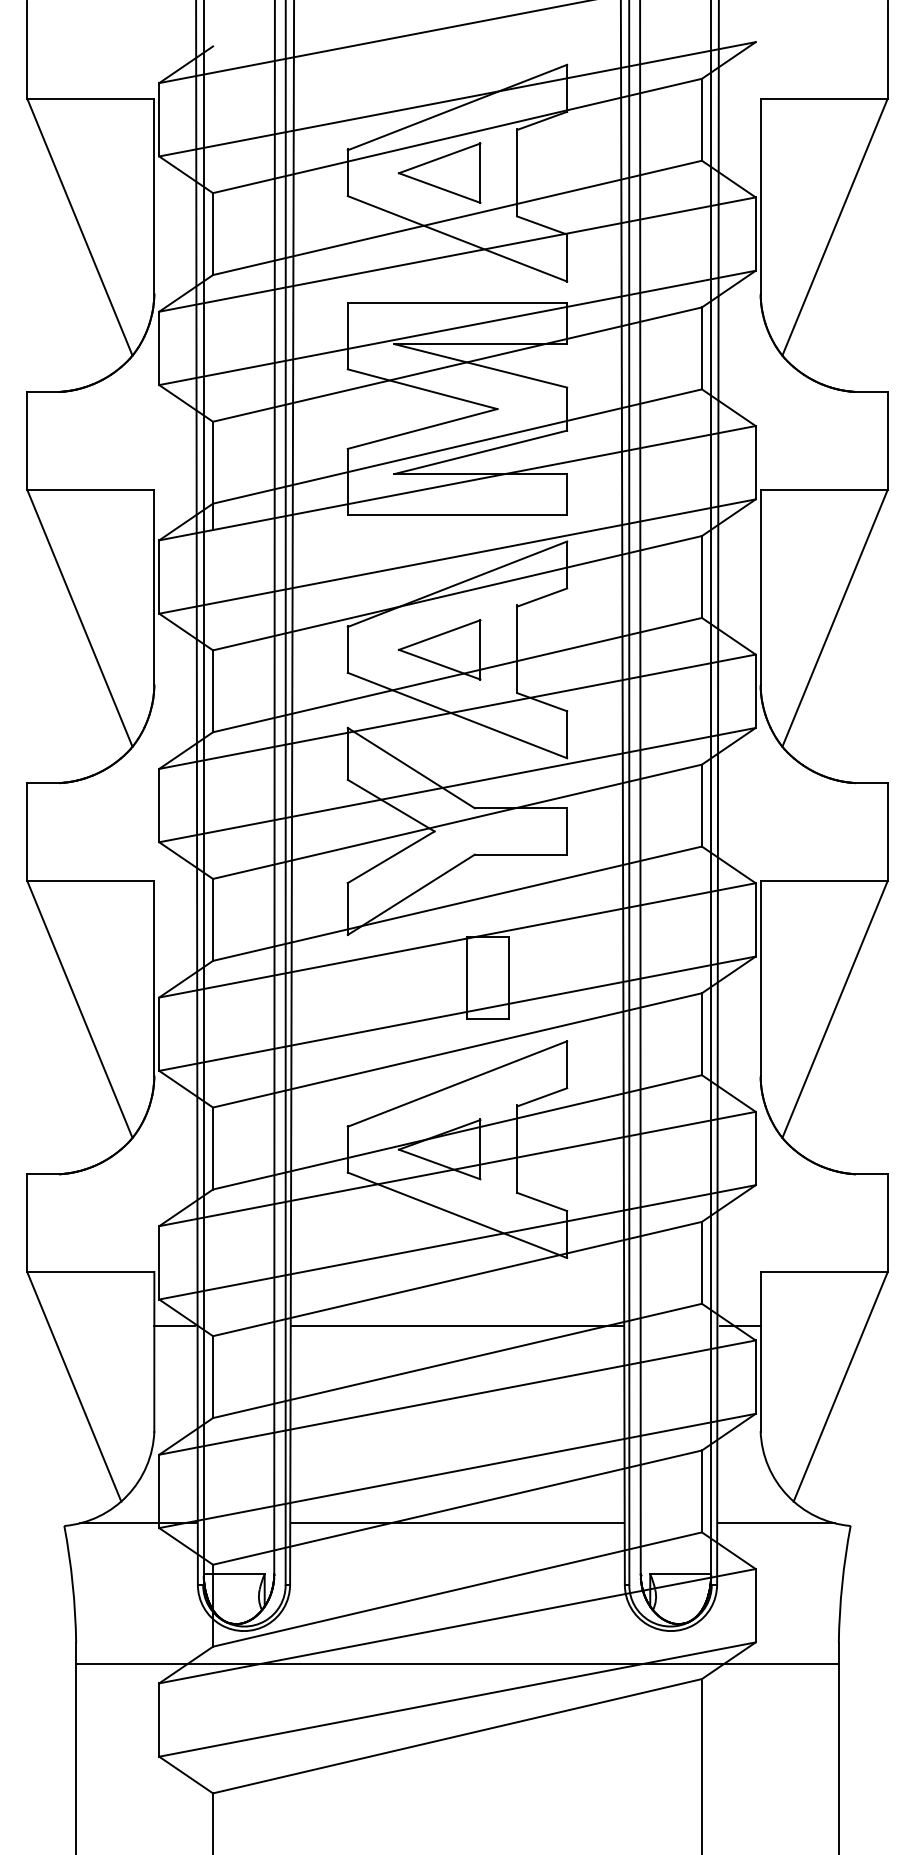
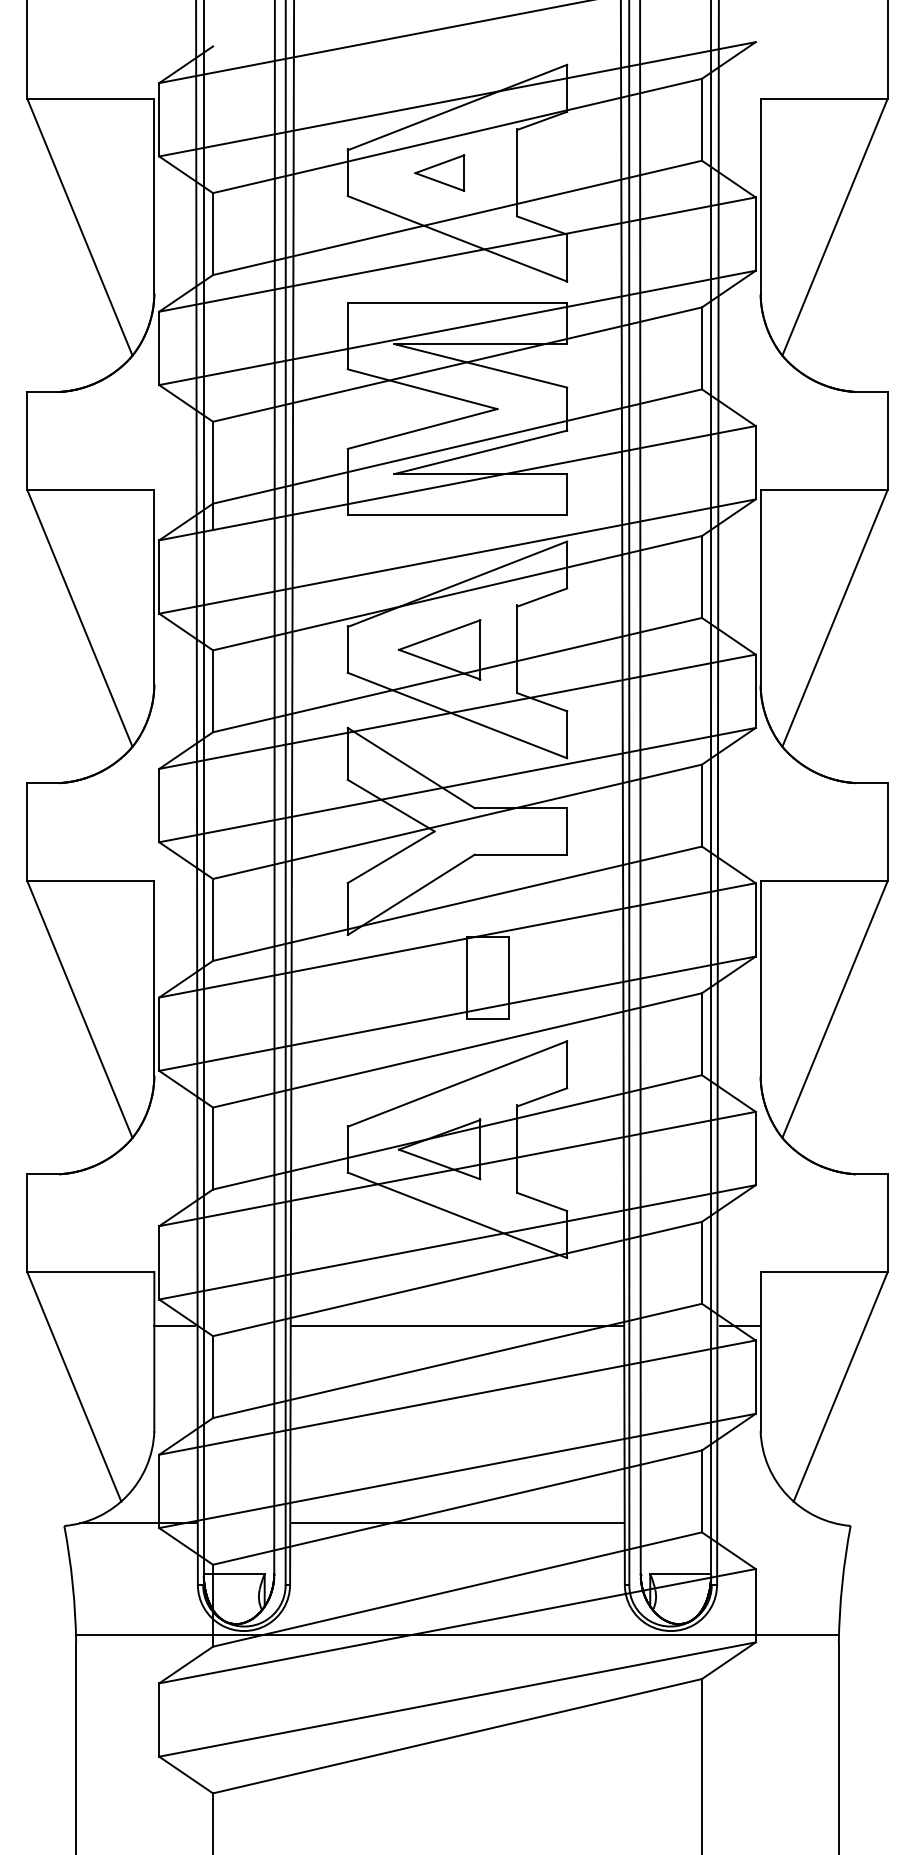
part size: 84x62 px -> 52x38 px (439, 172)
line: present -> none (775, 1523)
line position: (457, 1664) -> (457, 1635) (457, 1635)
